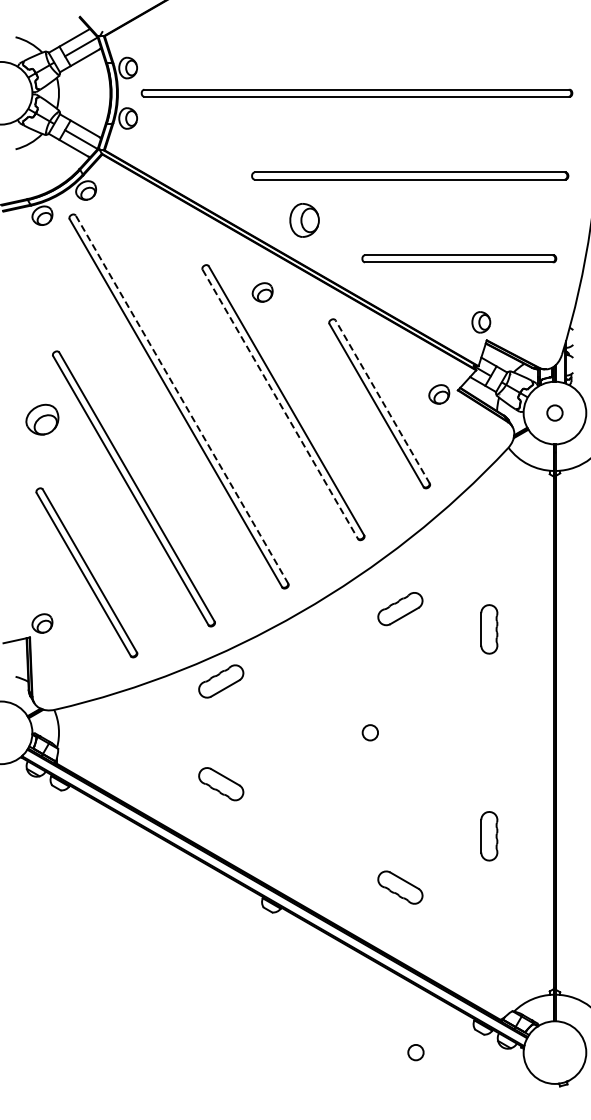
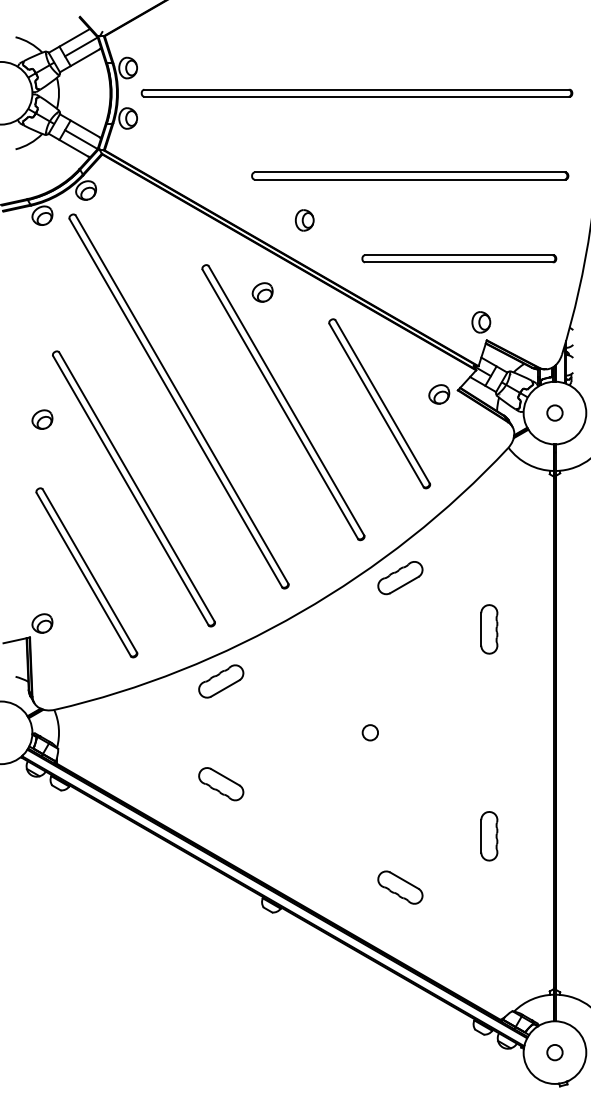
part size: 31x35 px -> 20x23 px (304, 220)
line: dashed -> solid (182, 399)
line: dashed -> solid (382, 401)
line: dashed -> solid (280, 404)
part size: 35x33 px -> 23x21 px (42, 419)
part position: (400, 609) -> (400, 578) (400, 578)
circle position: (415, 1052) -> (554, 1052) (554, 1052)
